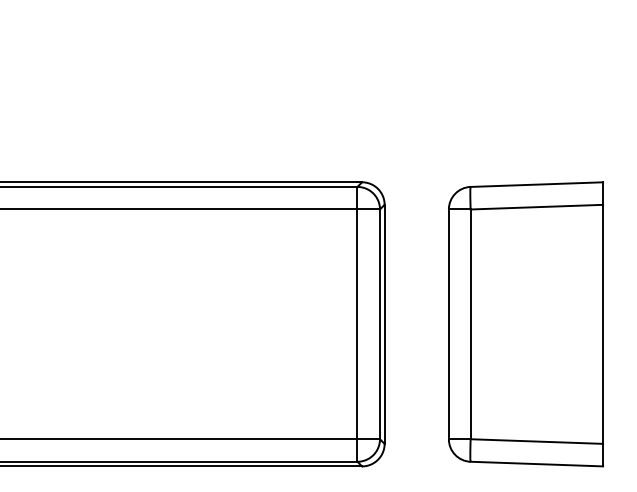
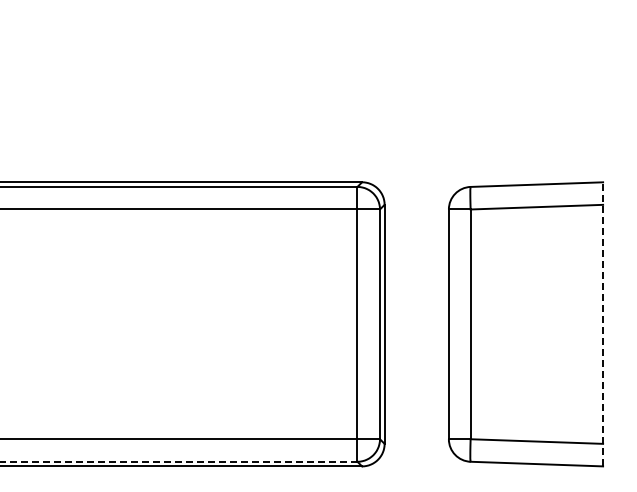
line: solid -> dashed (603, 323)
line: solid -> dashed (179, 461)
